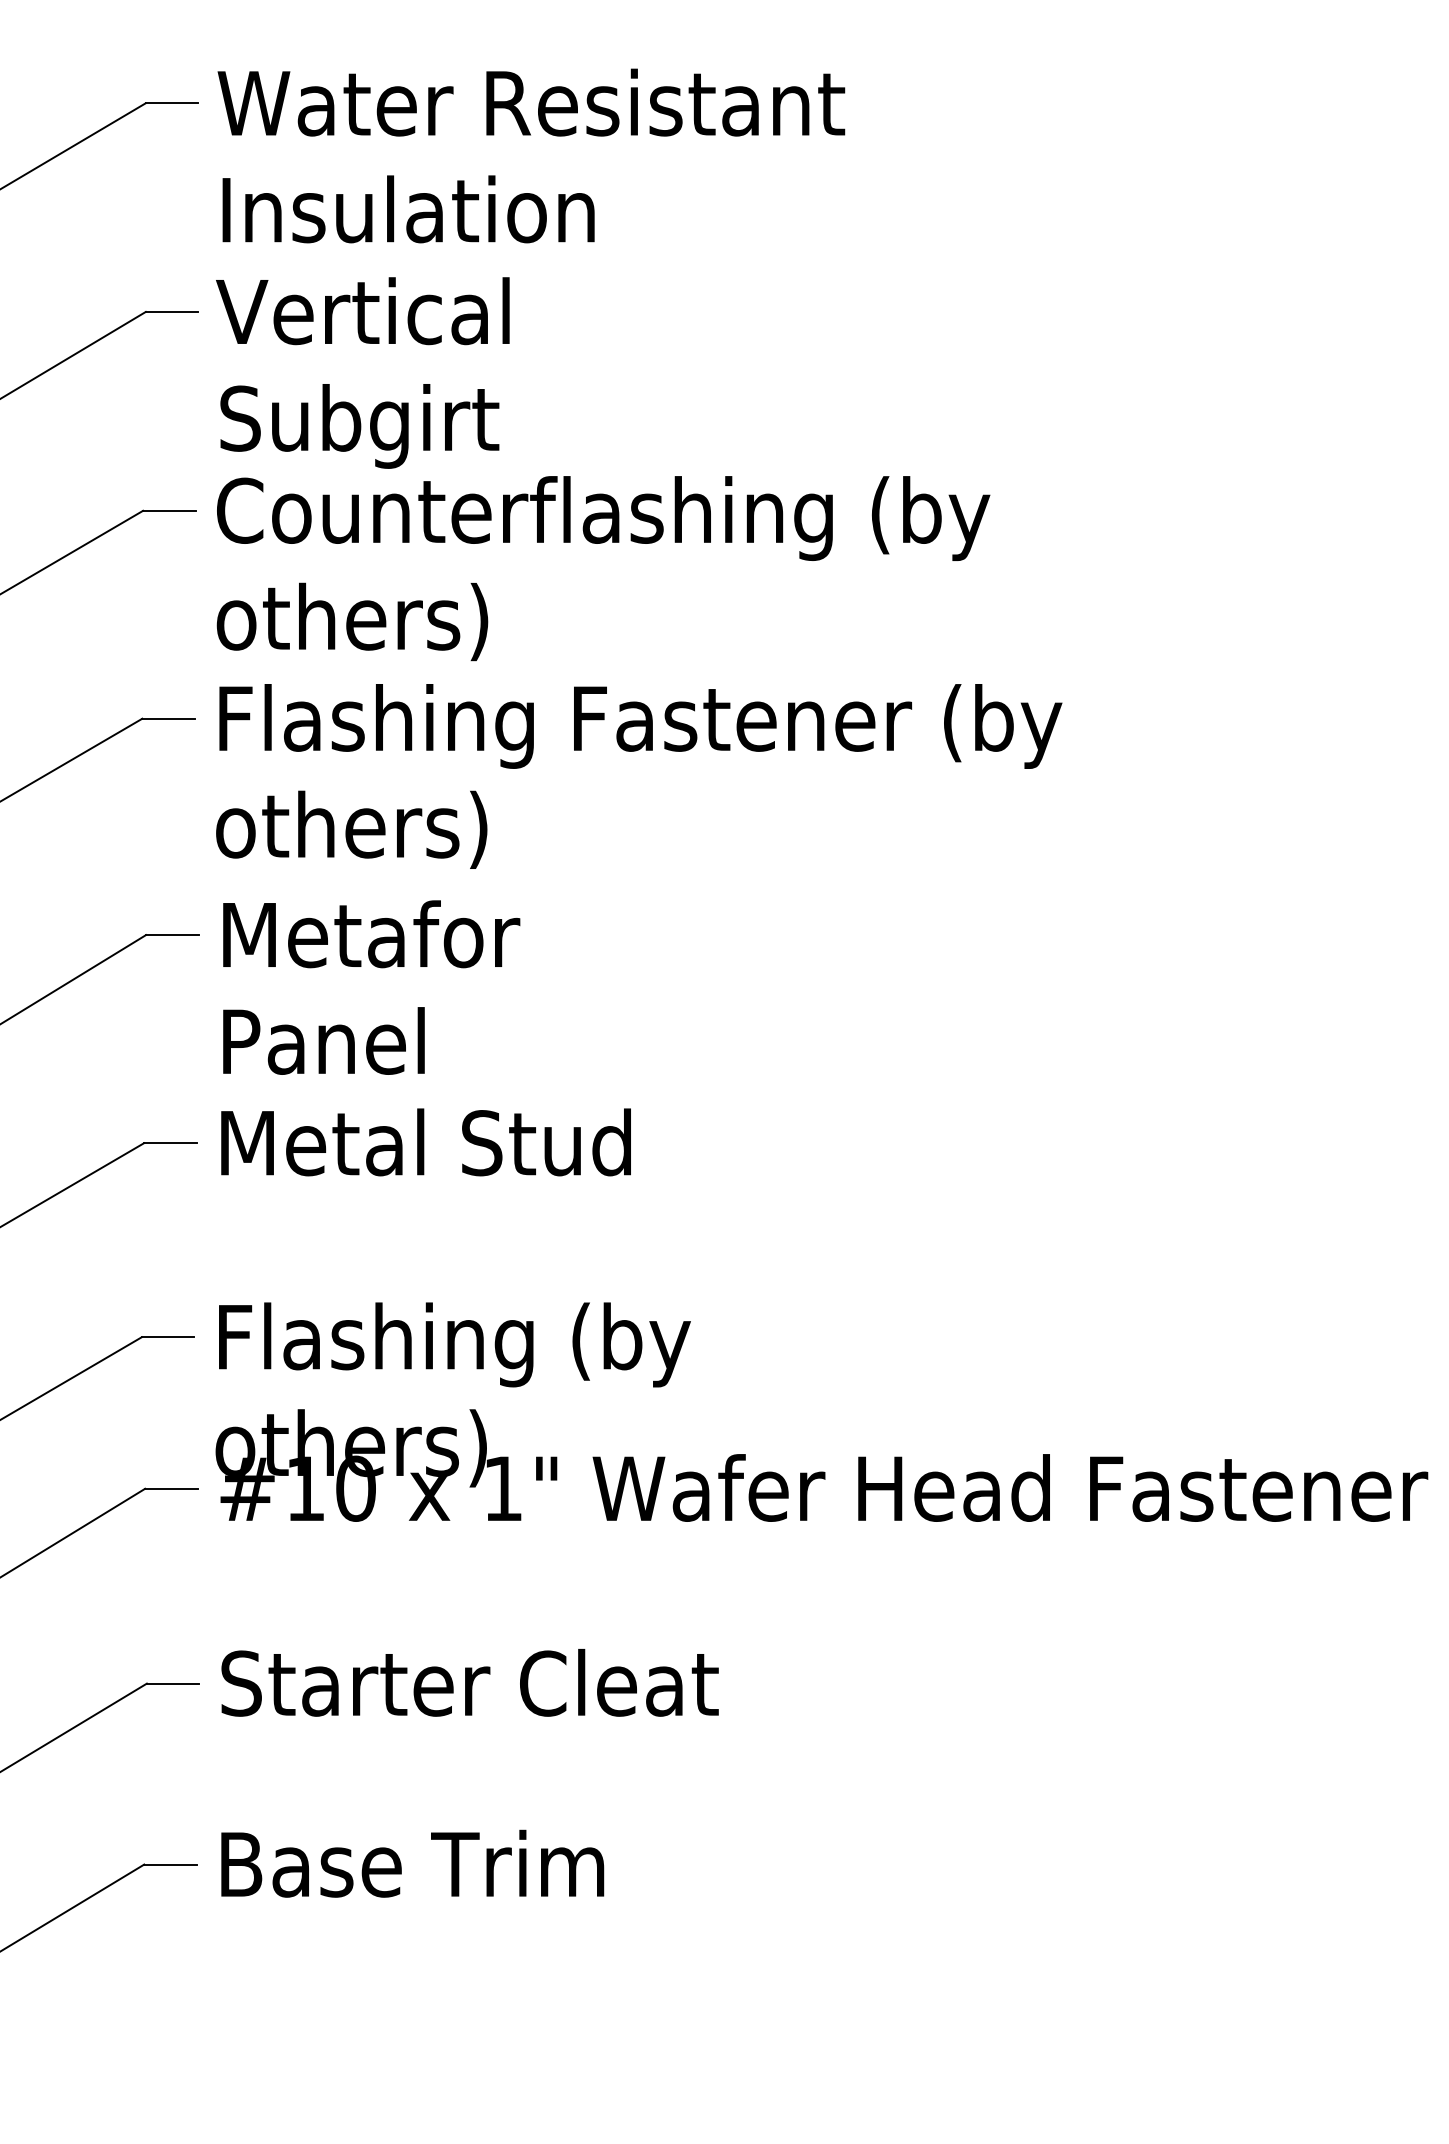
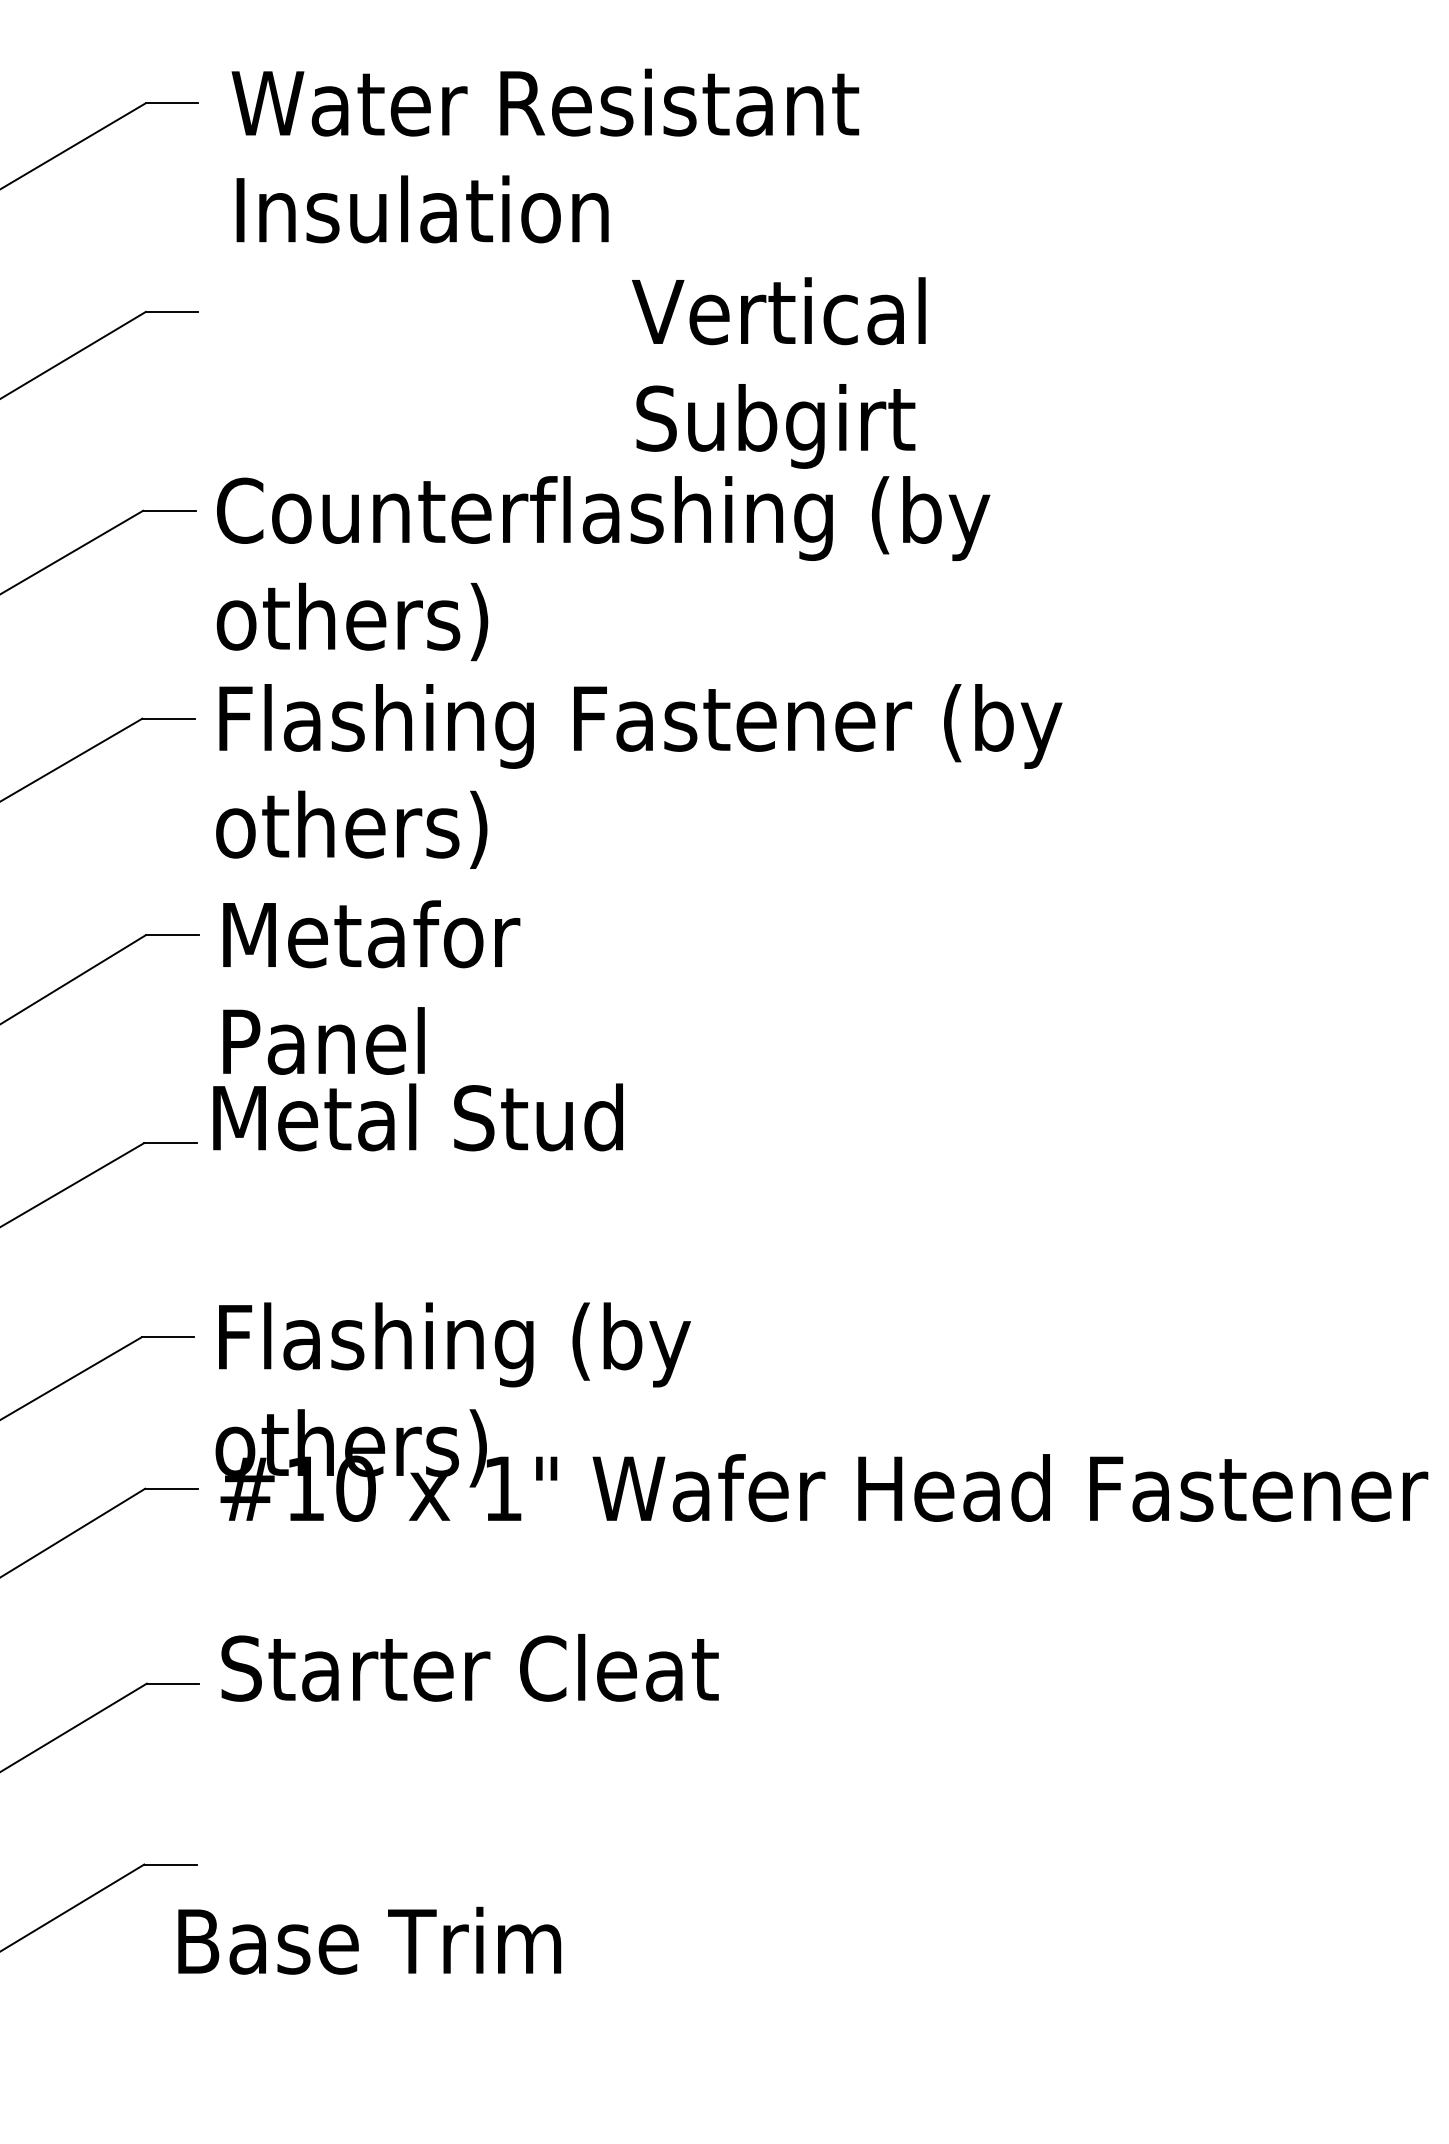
text position: (531, 155) -> (545, 155) (545, 155)
text position: (362, 372) -> (778, 372) (778, 372)
text position: (425, 1142) -> (417, 1117) (417, 1117)
text position: (469, 1682) -> (469, 1667) (469, 1667)
text position: (412, 1863) -> (369, 1940) (369, 1940)
